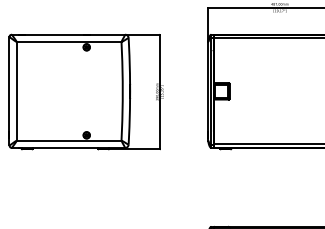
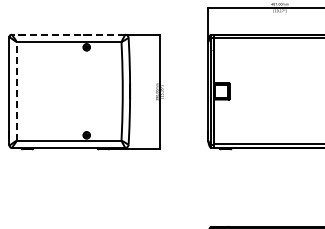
line: solid -> dashed (68, 34)
line: solid -> dashed (16, 90)
